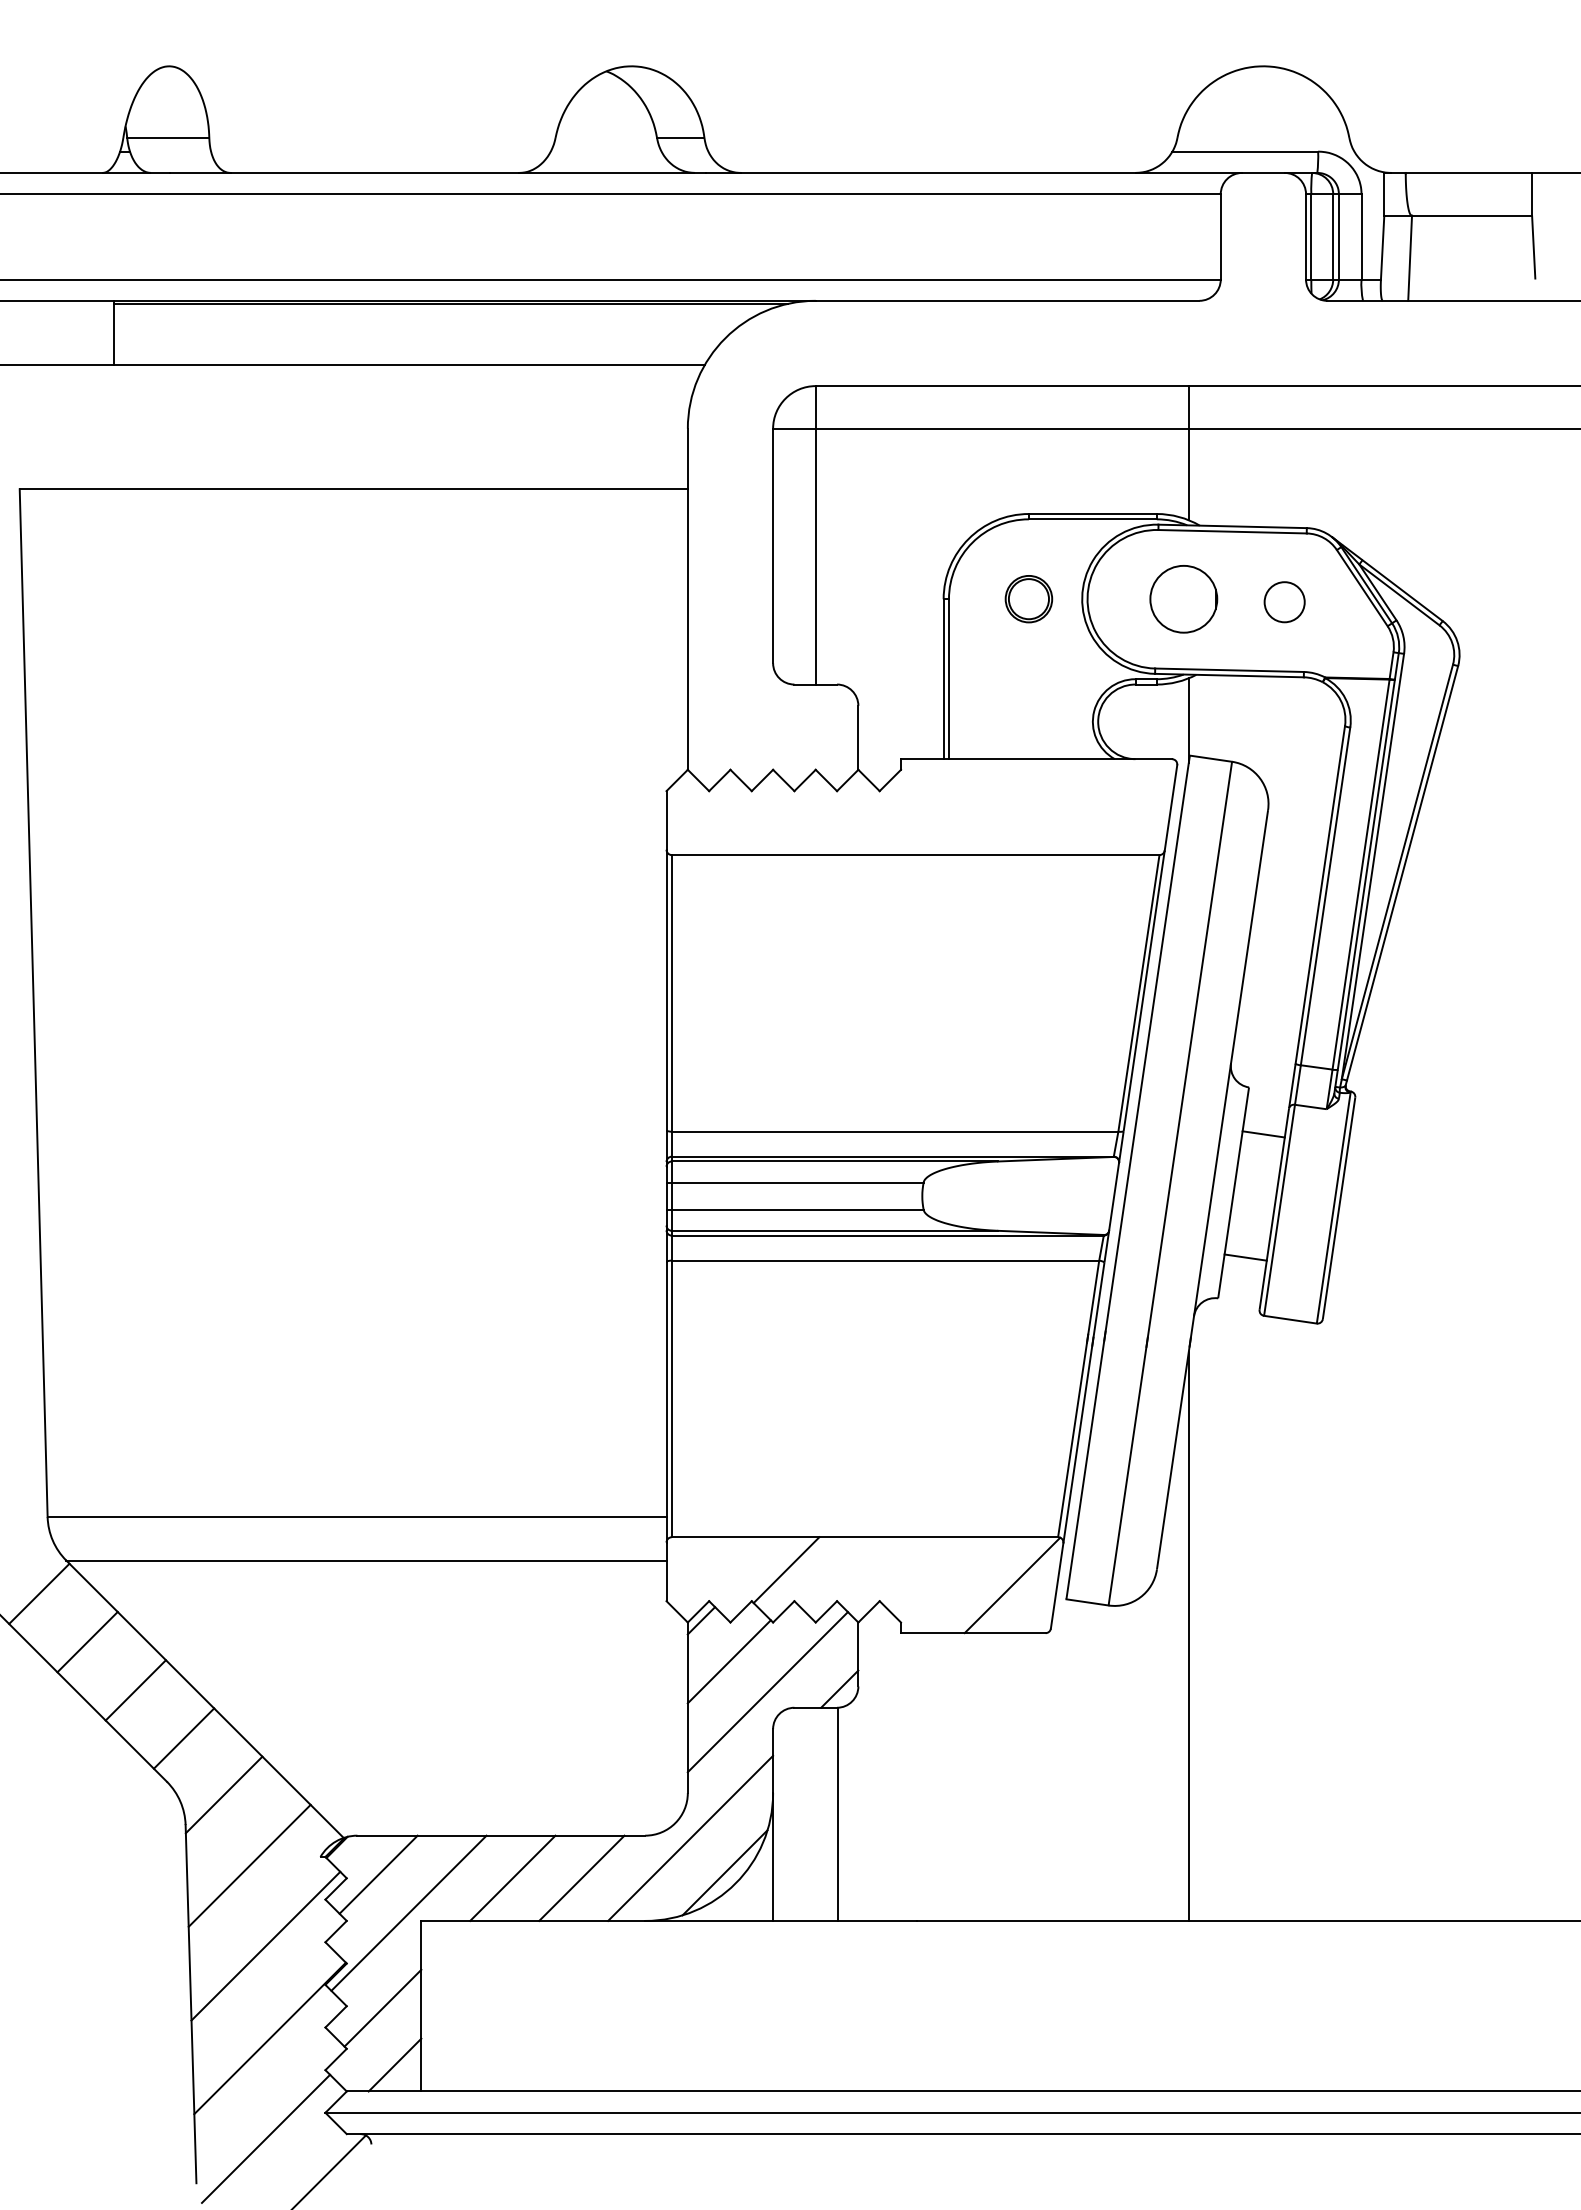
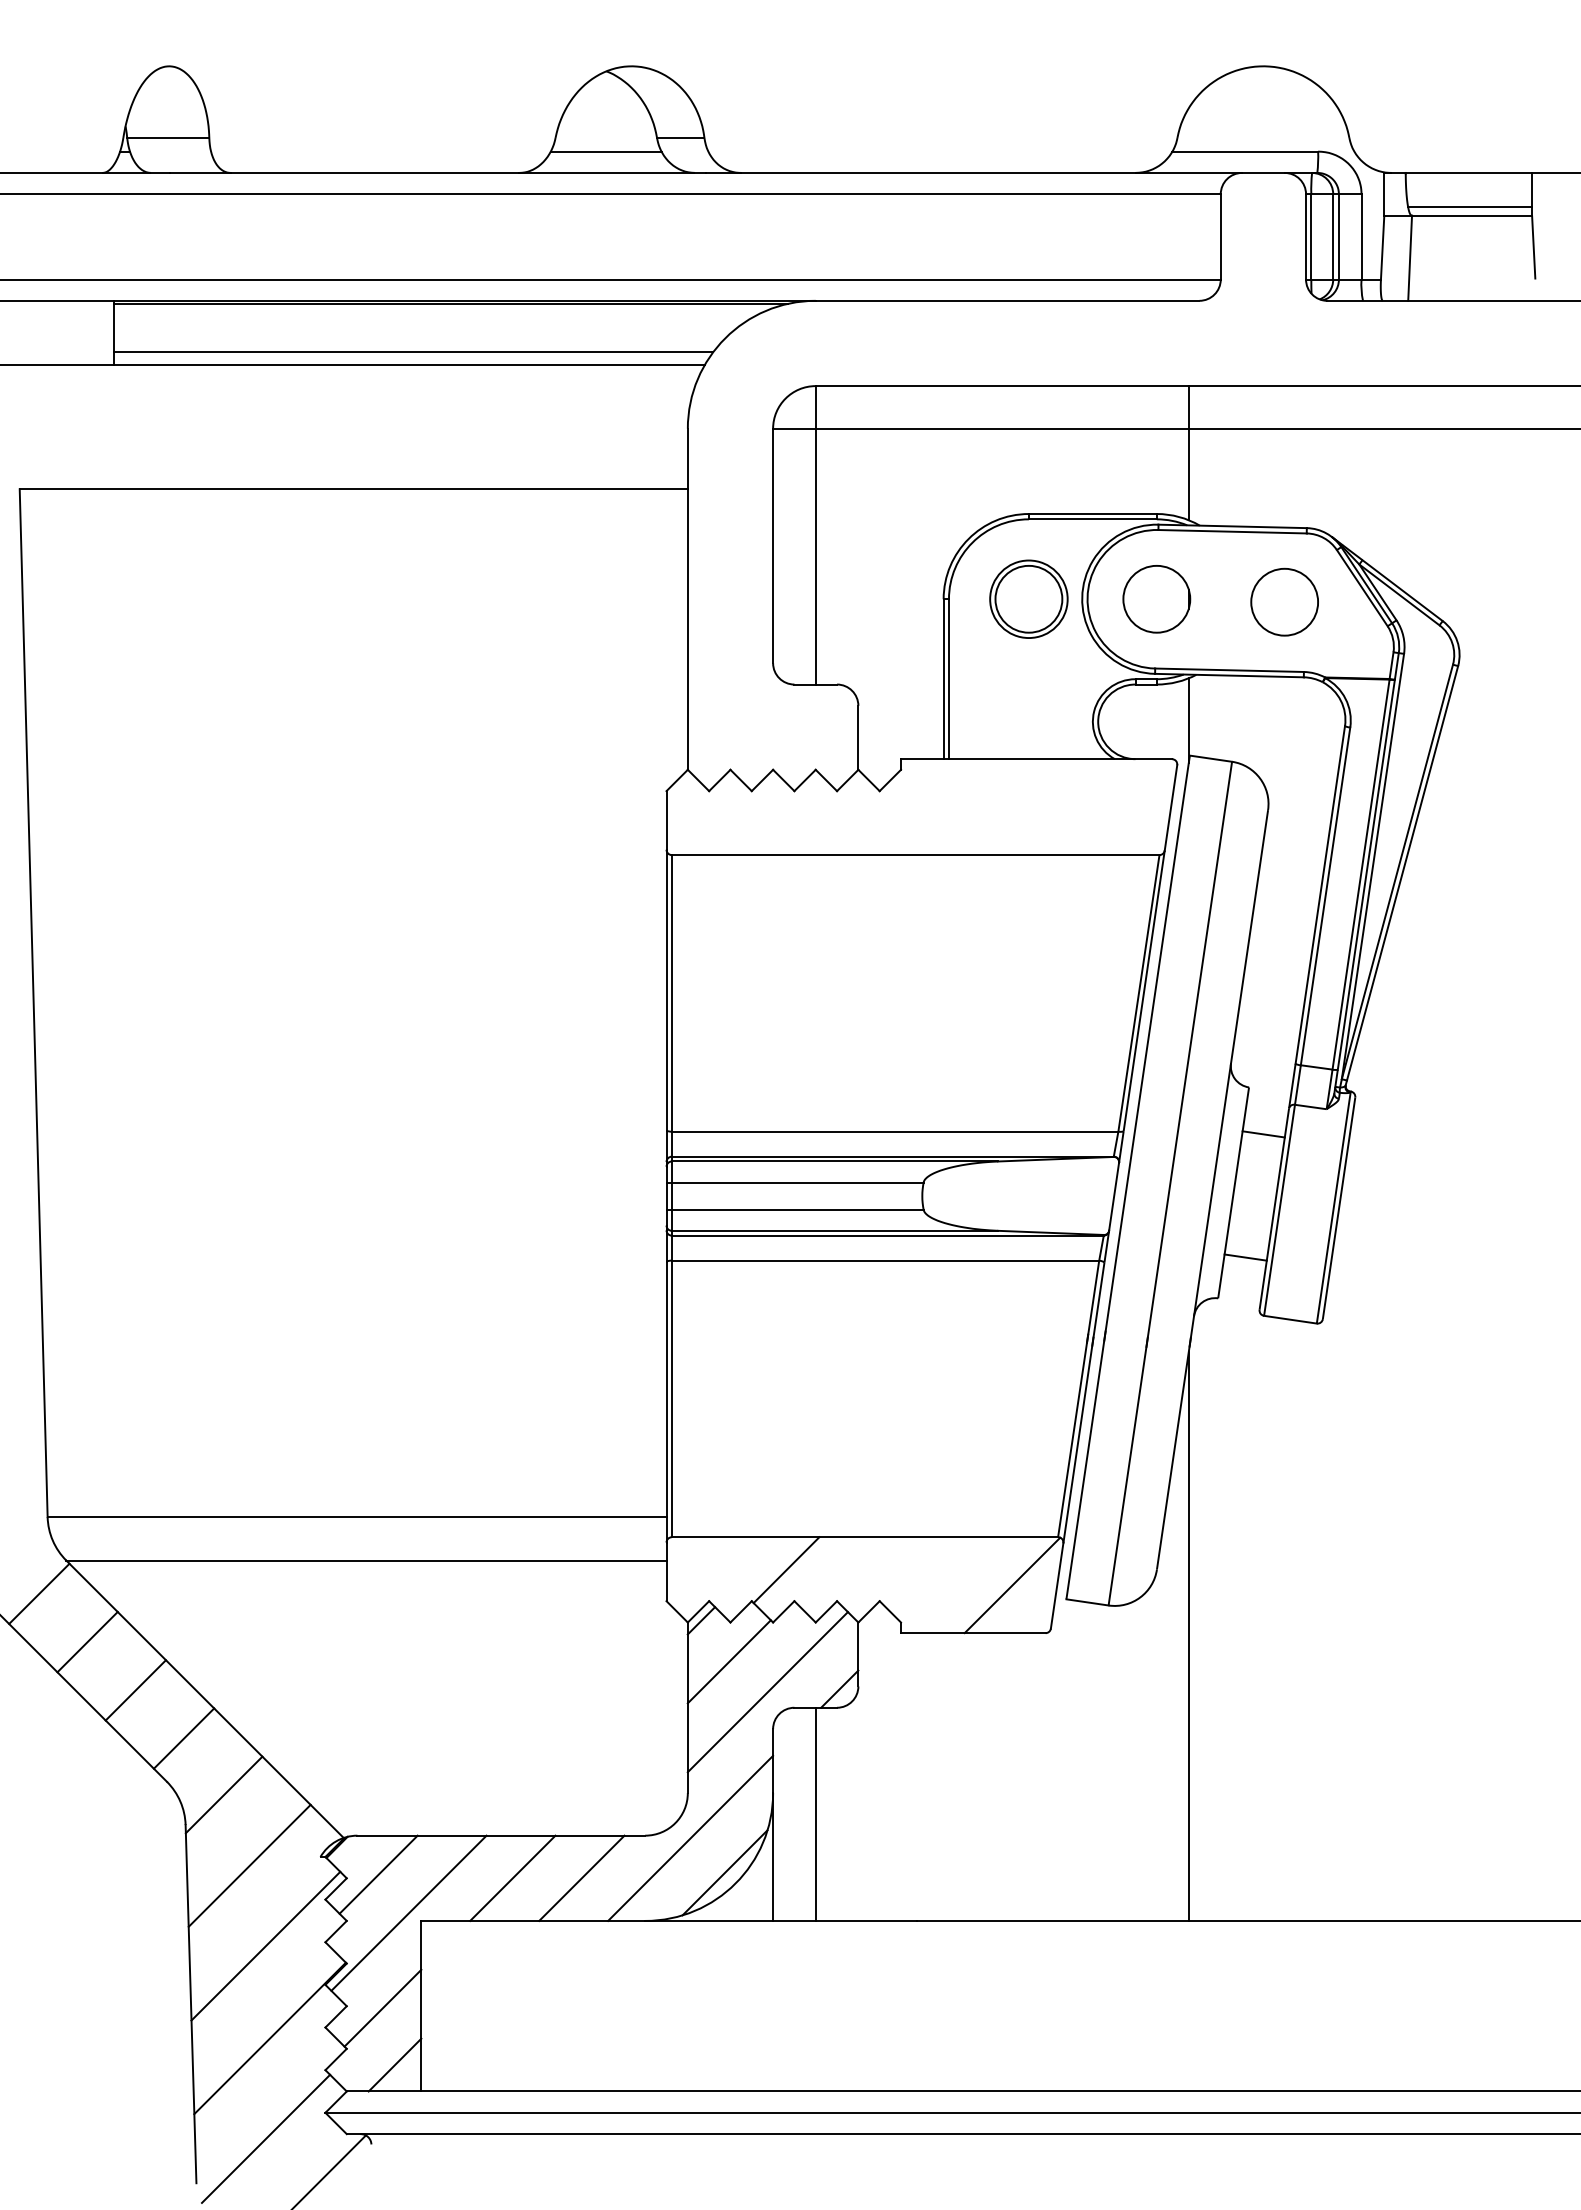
line: none -> present (605, 151)
line: none -> present (1470, 207)
line: none -> present (413, 352)
part size: 50x49 px -> 80x80 px (1028, 598)
part position: (1183, 599) -> (1156, 599) (1156, 599)
circle diameter: 40 px -> 67 px (1284, 601)
line position: (837, 1813) -> (815, 1813) (815, 1813)
